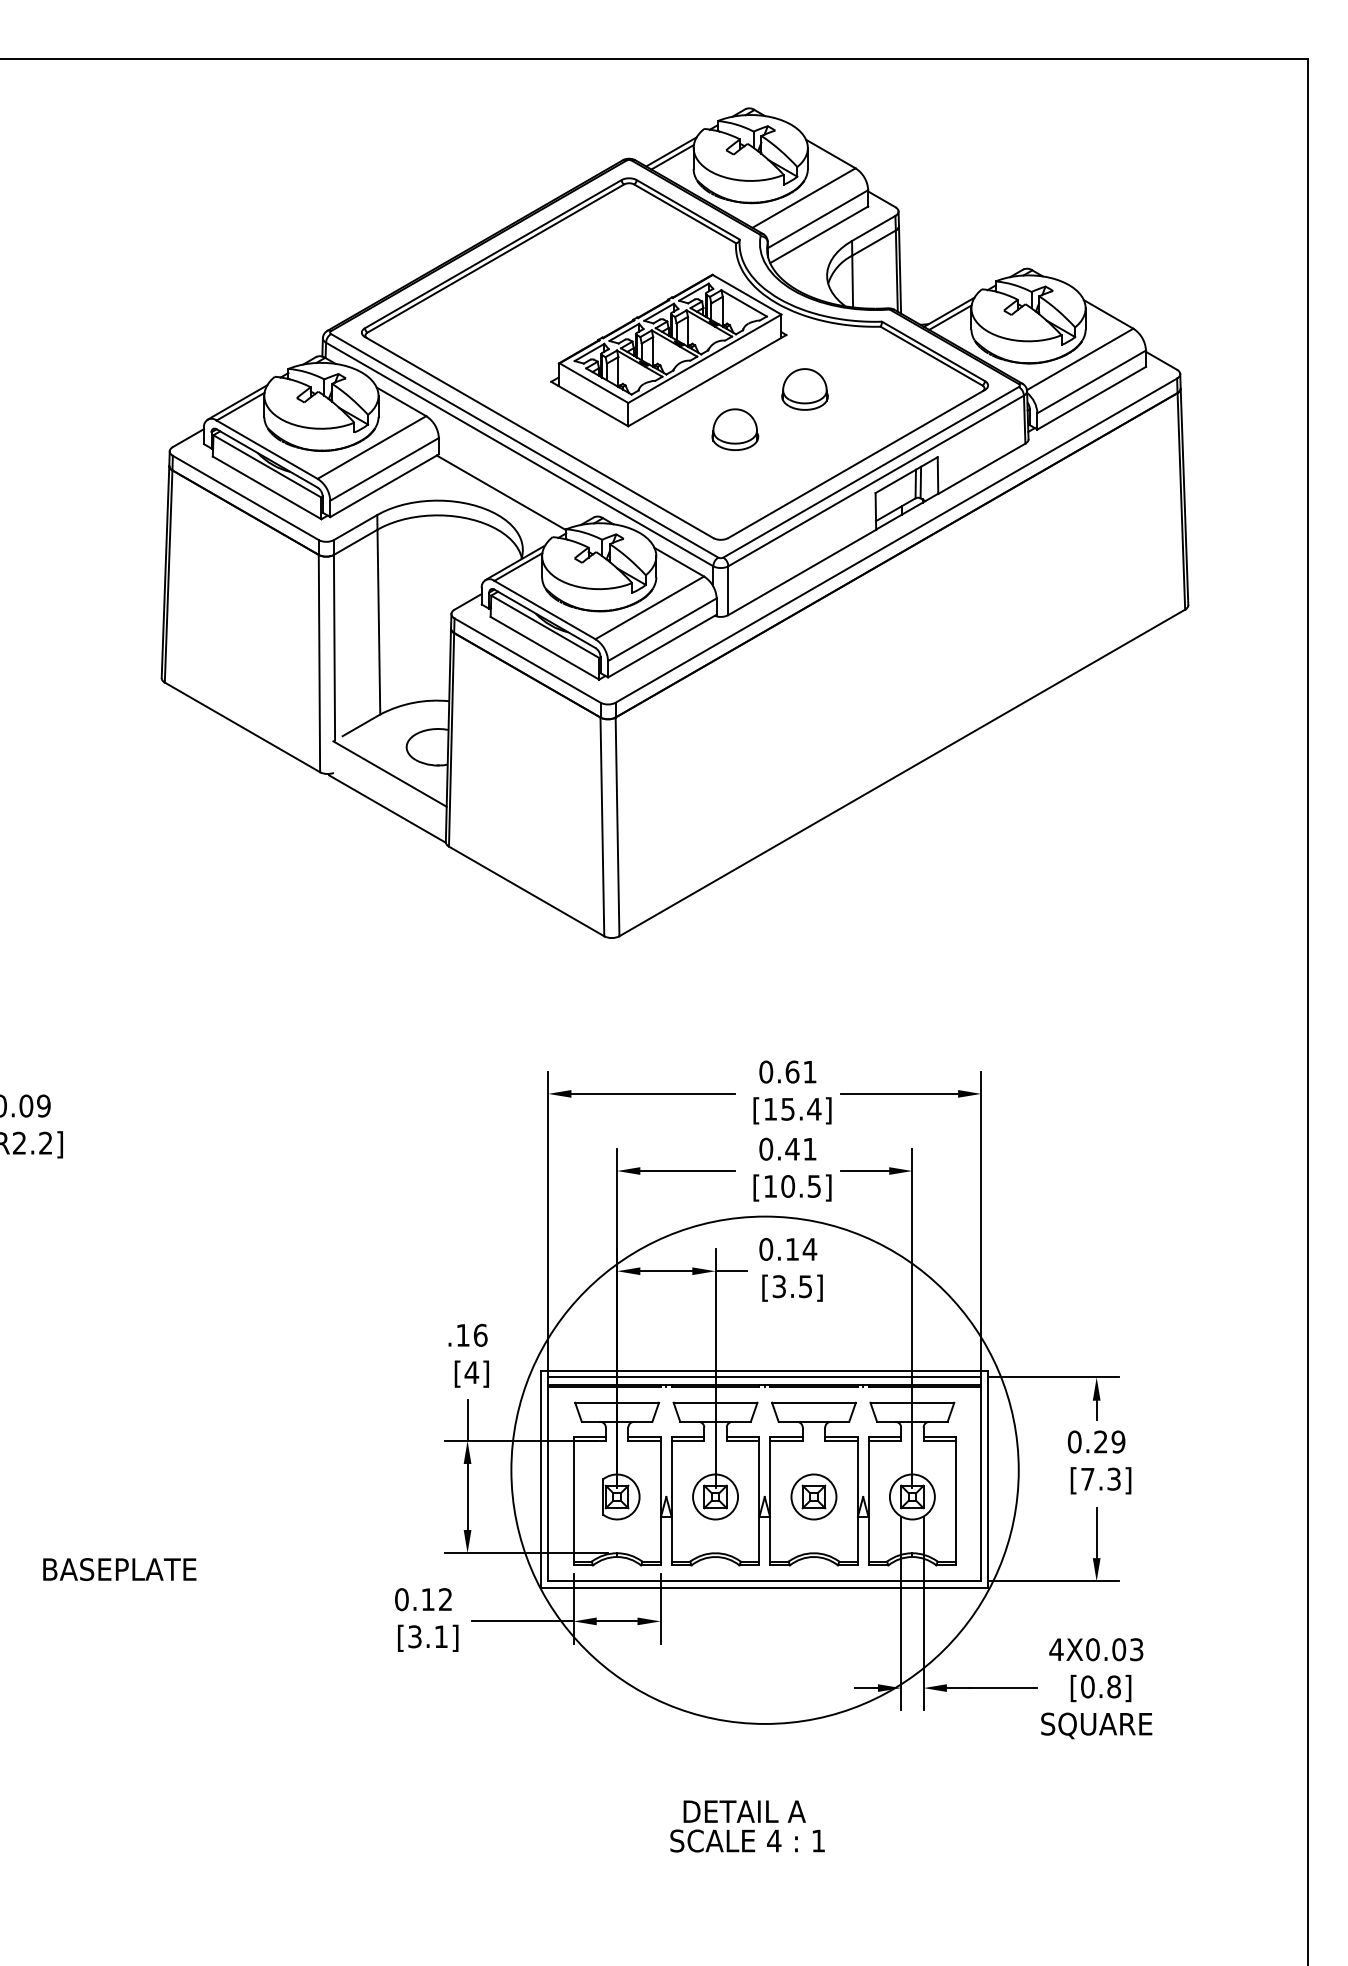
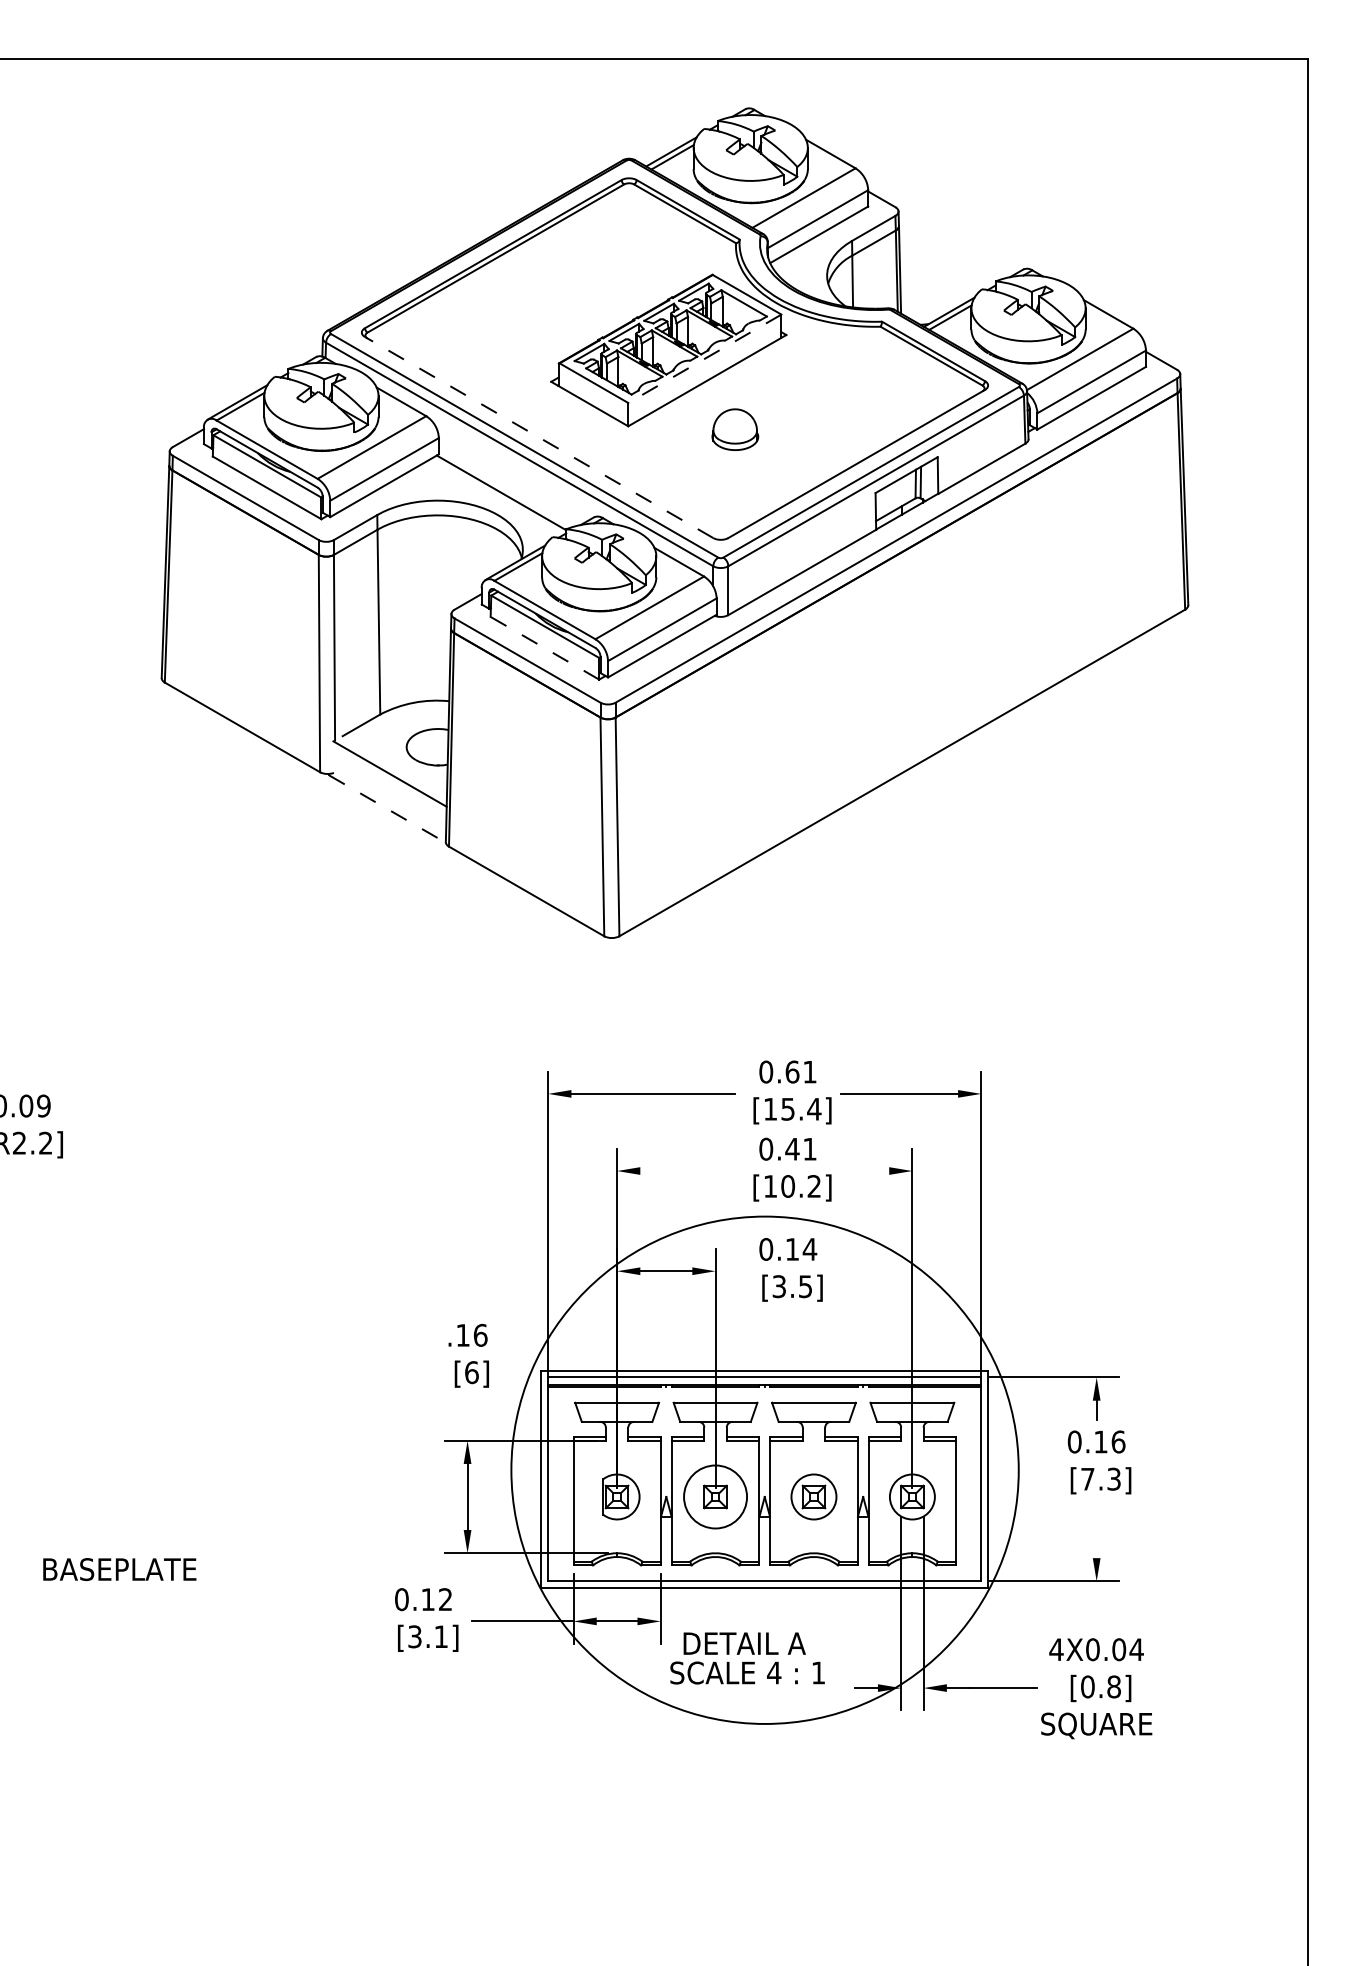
line: solid -> dashed (704, 359)
part: present -> none (804, 389)
line: solid -> dashed (538, 437)
line: solid -> dashed (544, 648)
line: solid -> dashed (388, 809)
line: present -> none (687, 1171)
line: present -> none (865, 1171)
text: [10.5] -> [10.2] (813, 1186)
line: present -> none (731, 1271)
text: [4] -> [6] (471, 1372)
line: present -> none (467, 1420)
text: 0.29 -> 0.16 (1109, 1441)
circle diameter: 45 px -> 63 px (715, 1496)
line: present -> none (1096, 1532)
text: 4X0.03 -> 4X0.04 (1136, 1649)
text position: (747, 1826) -> (747, 1658) (747, 1658)
